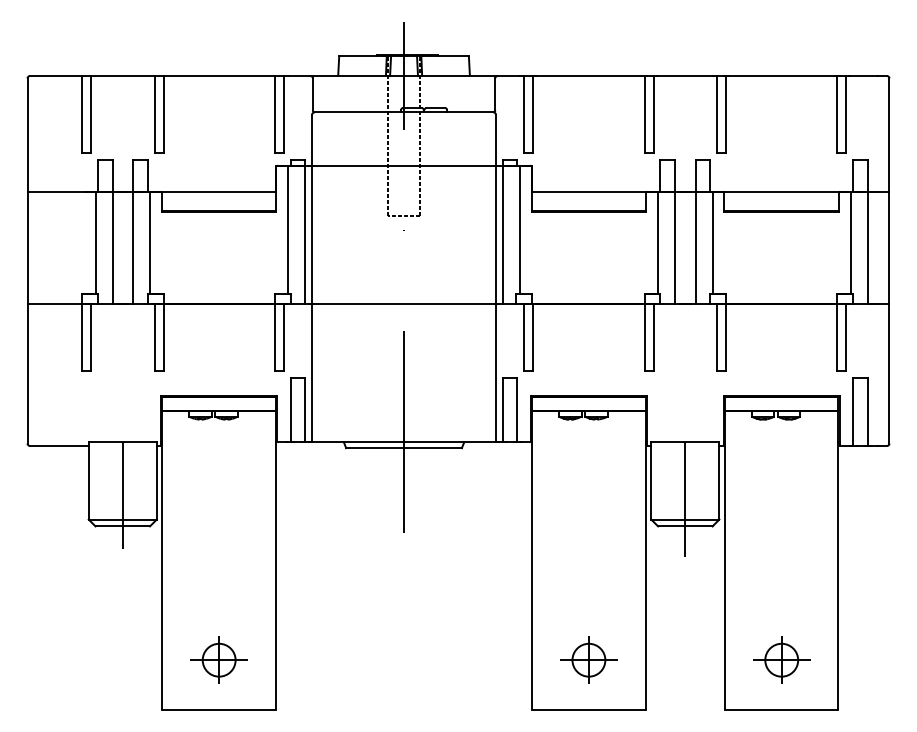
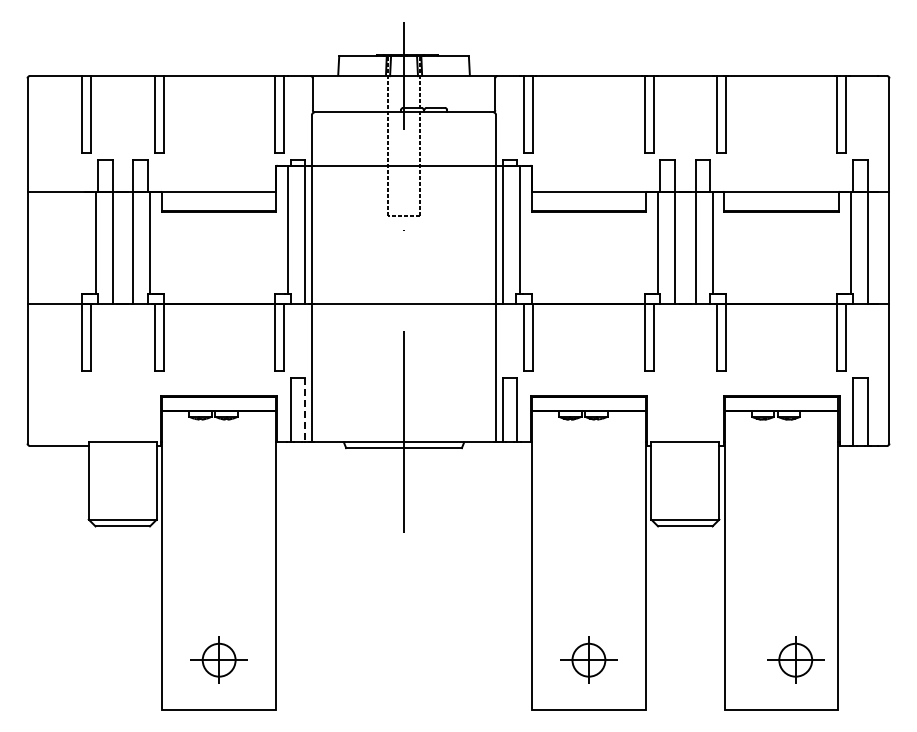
line: solid -> dashed (305, 410)
line: present -> none (122, 495)
line: present -> none (685, 499)
part position: (781, 659) -> (795, 659) (795, 659)
